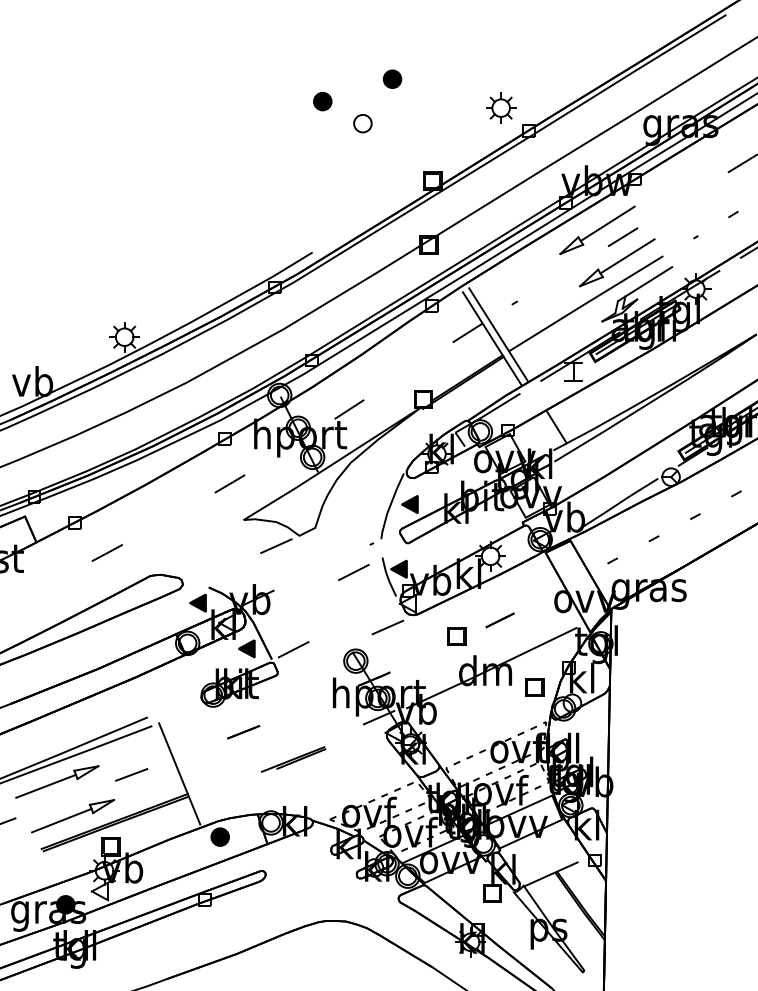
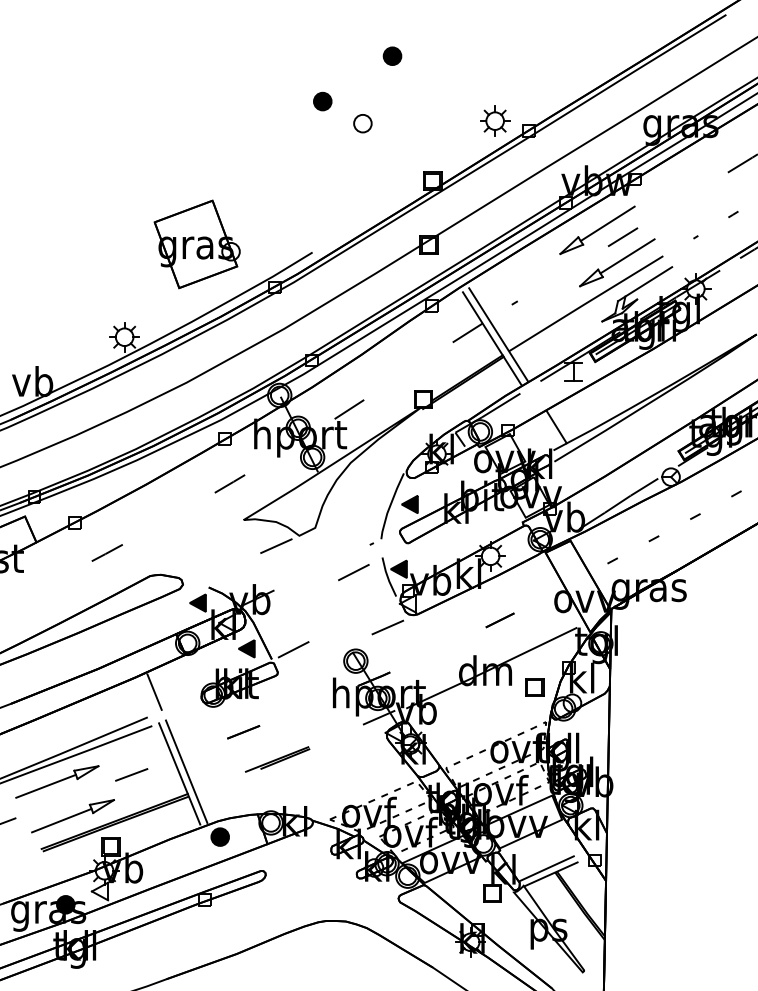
part position: (392, 78) -> (392, 55) (392, 55)
part position: (501, 107) -> (495, 120) (495, 120)
part: none -> present (196, 244)
part: present -> none (456, 636)
line: none -> present (154, 691)
part position: (293, 759) -> (277, 759) (277, 759)
line: none -> present (186, 771)
line: none -> present (546, 868)
